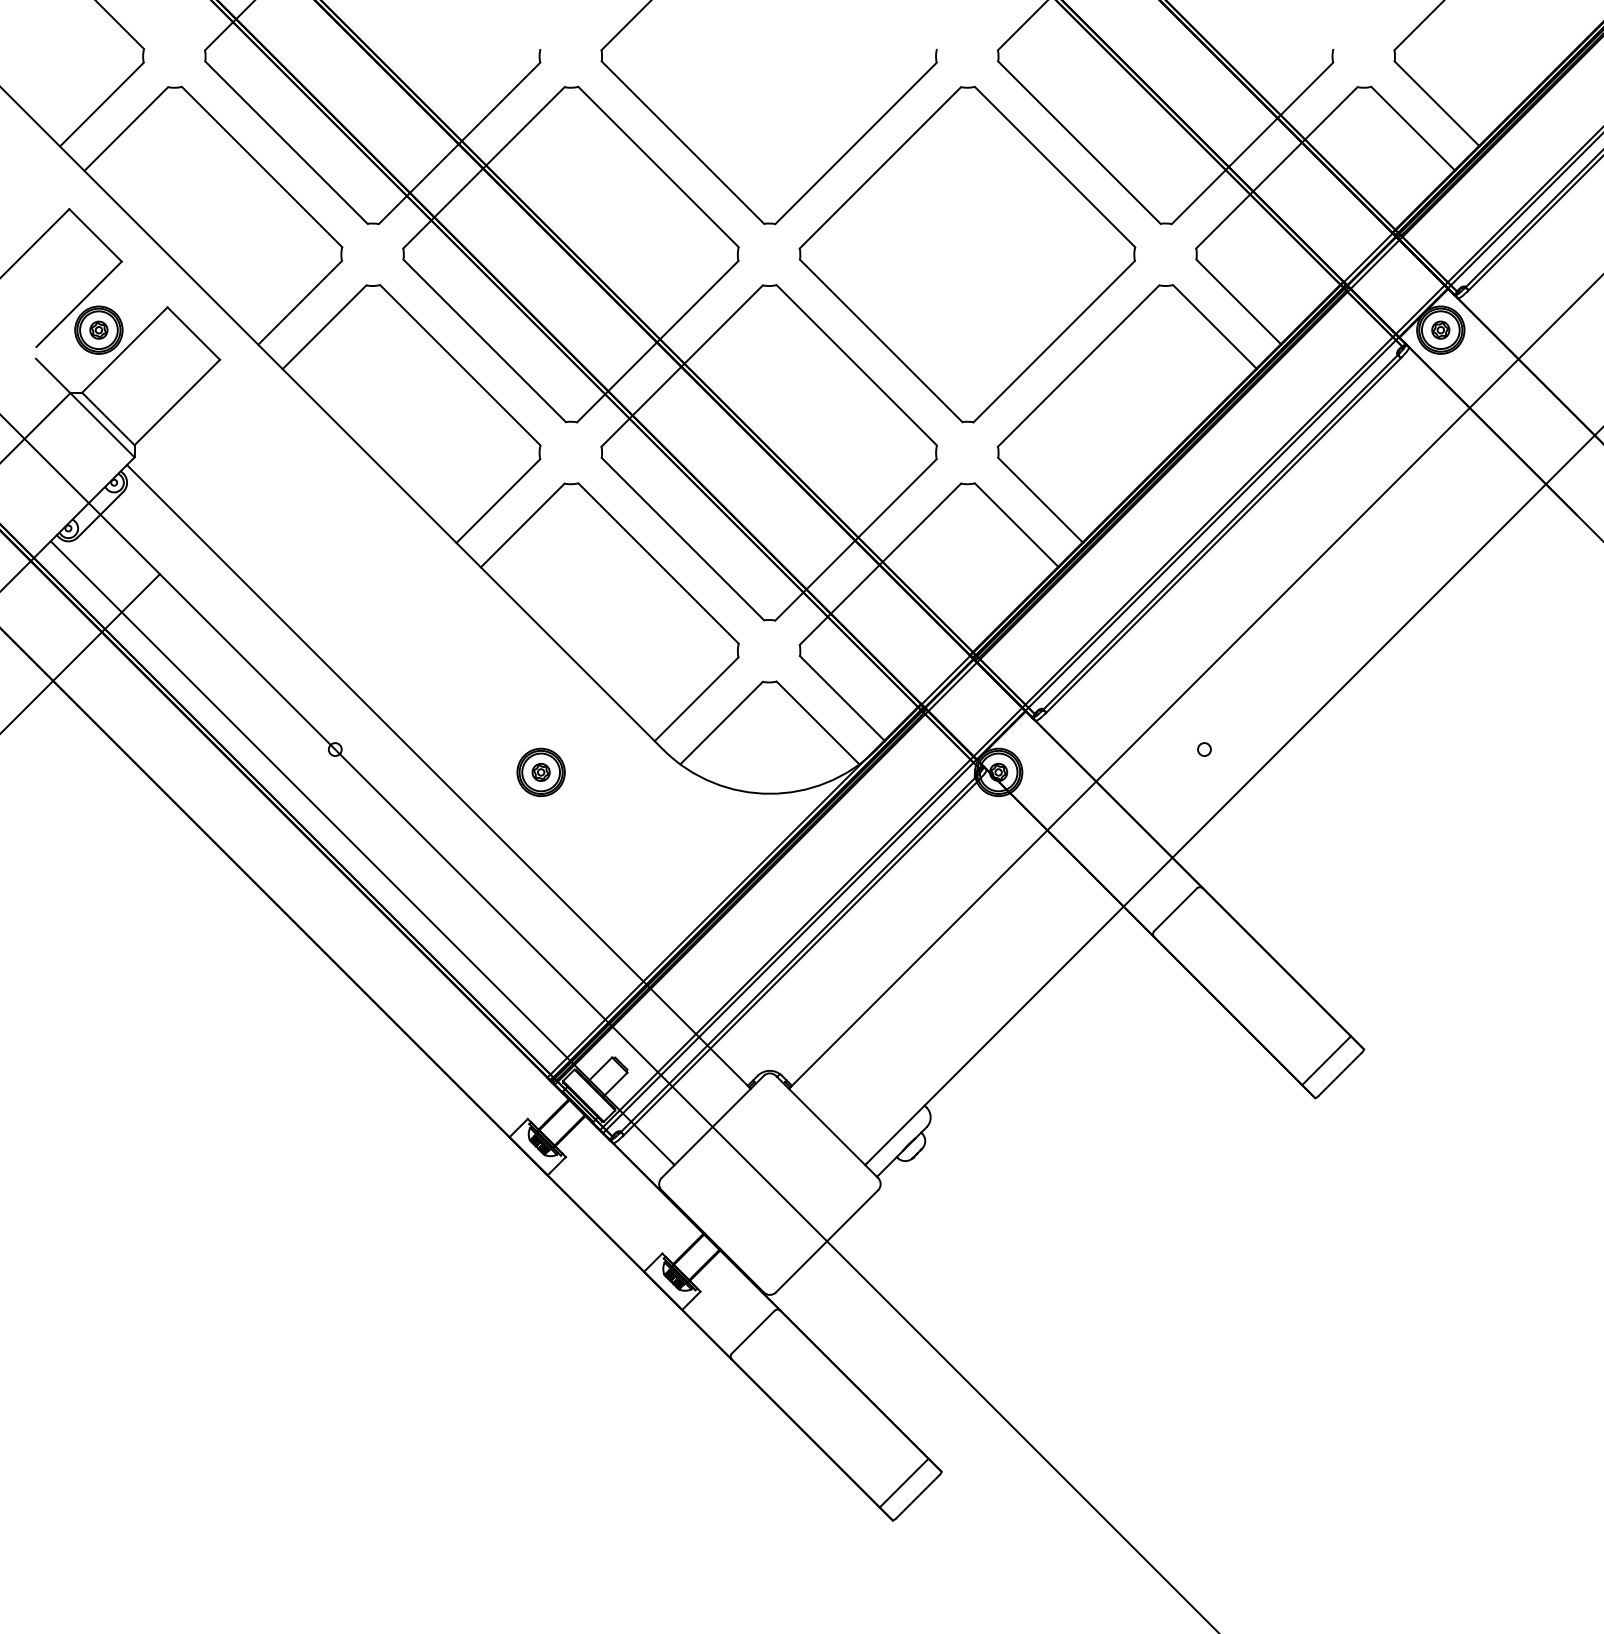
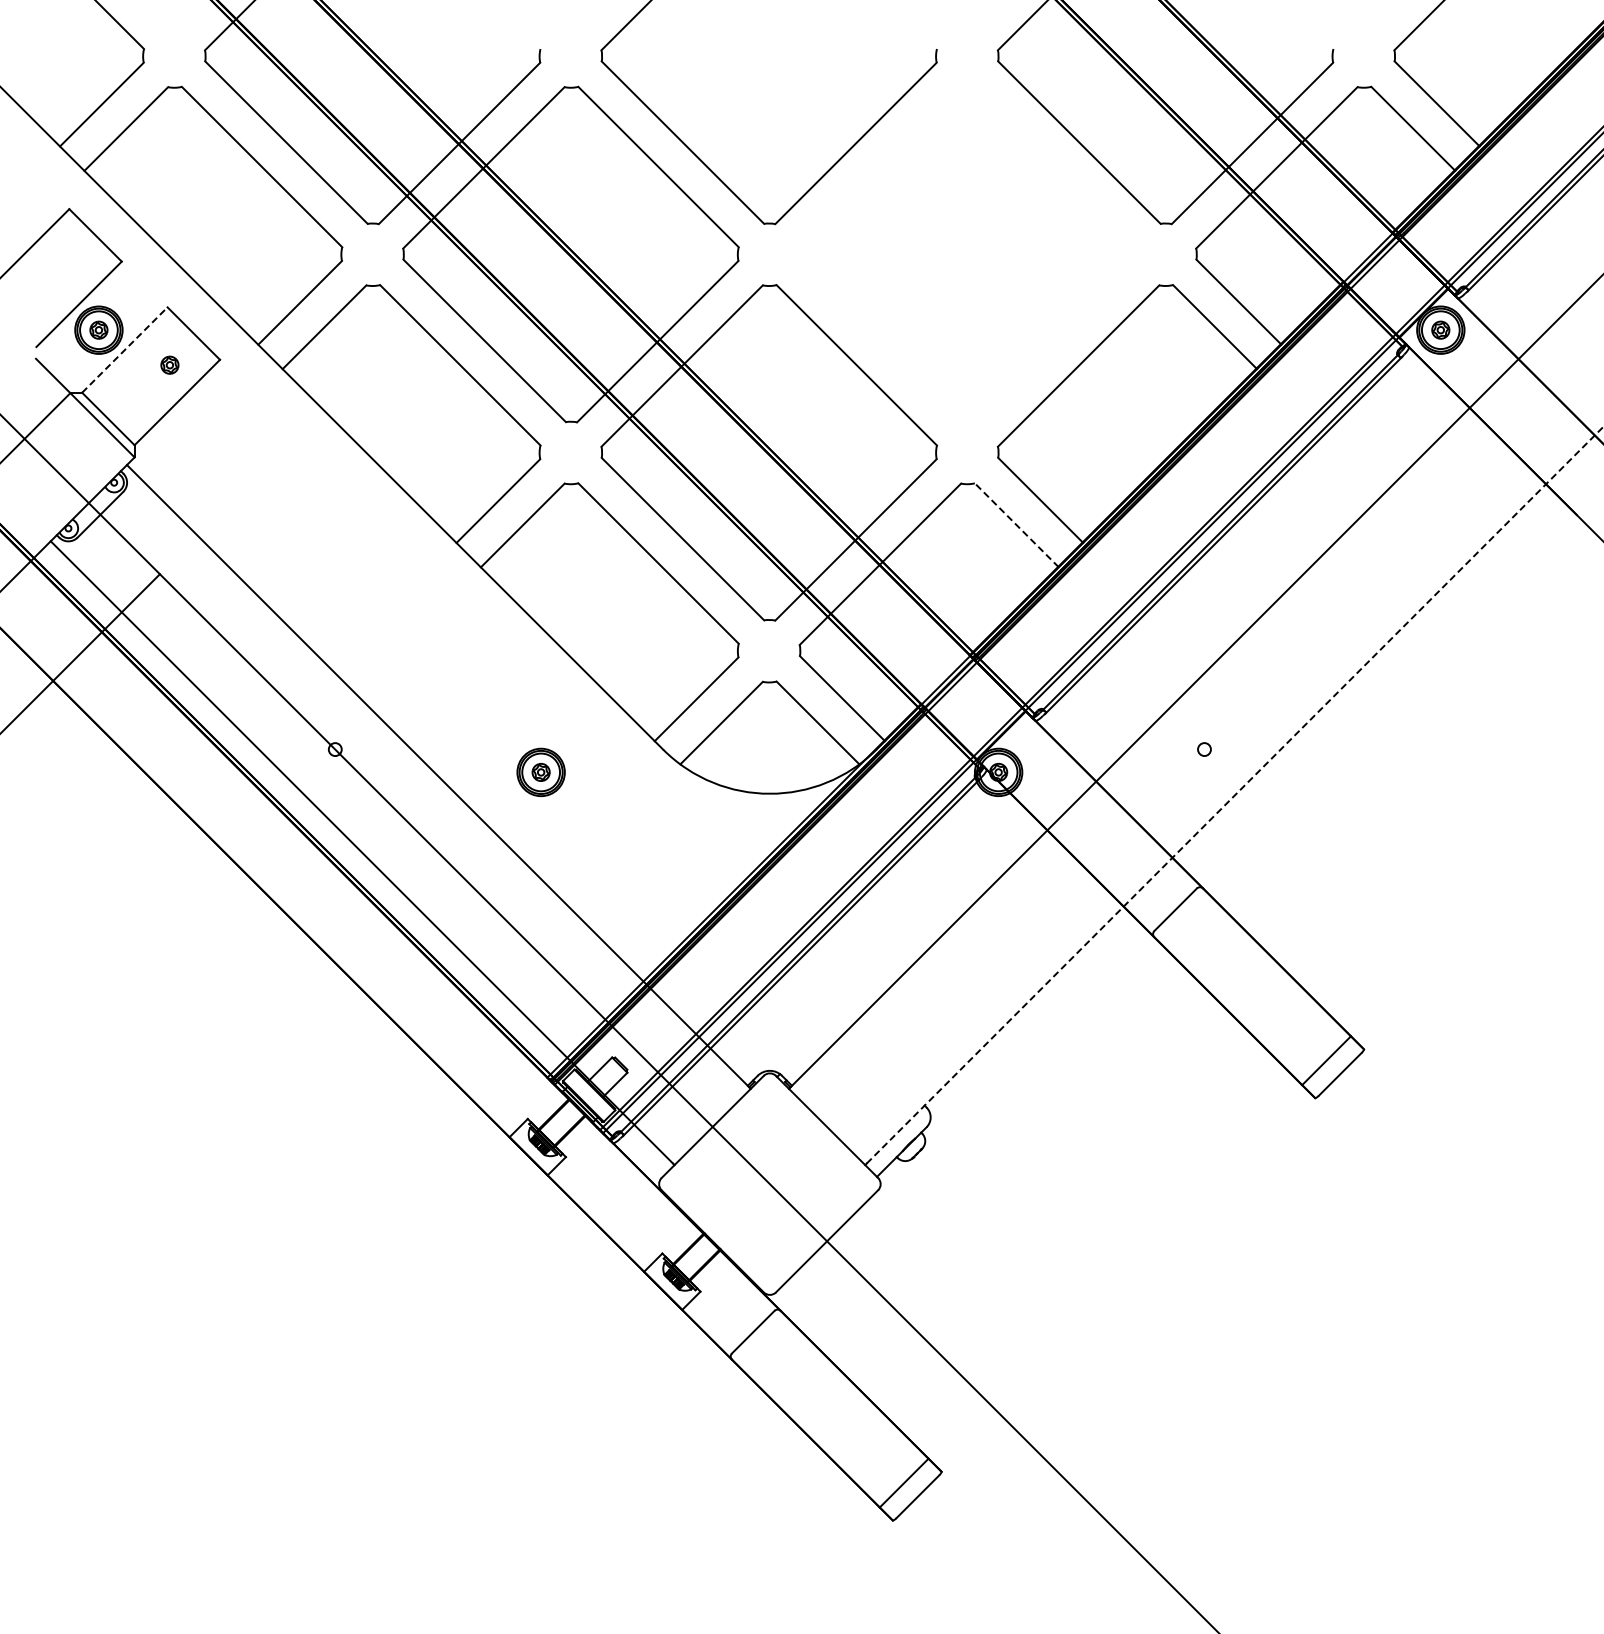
part: present -> none (967, 254)
line: solid -> dashed (125, 349)
part: none -> present (169, 364)
line: solid -> dashed (1016, 524)
line: solid -> dashed (1235, 795)
